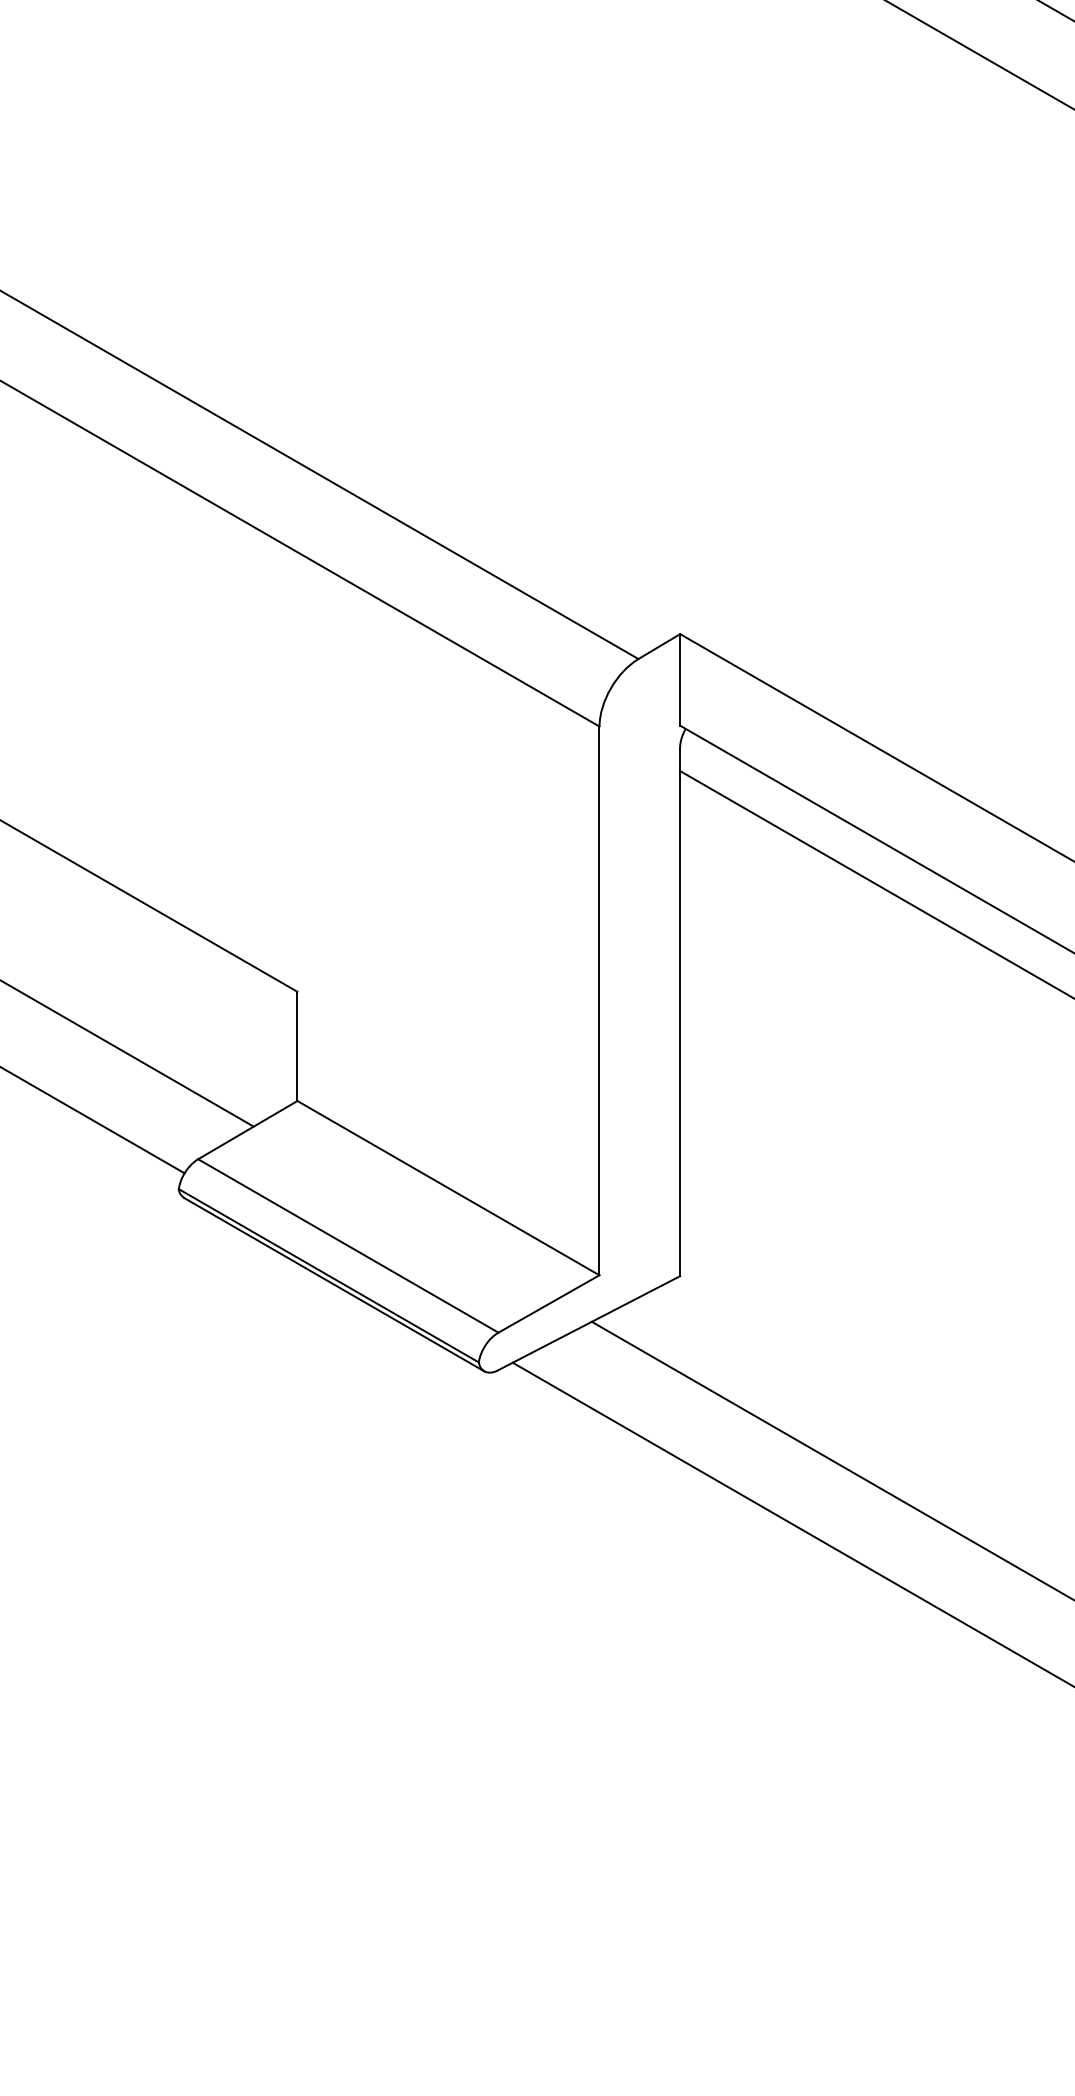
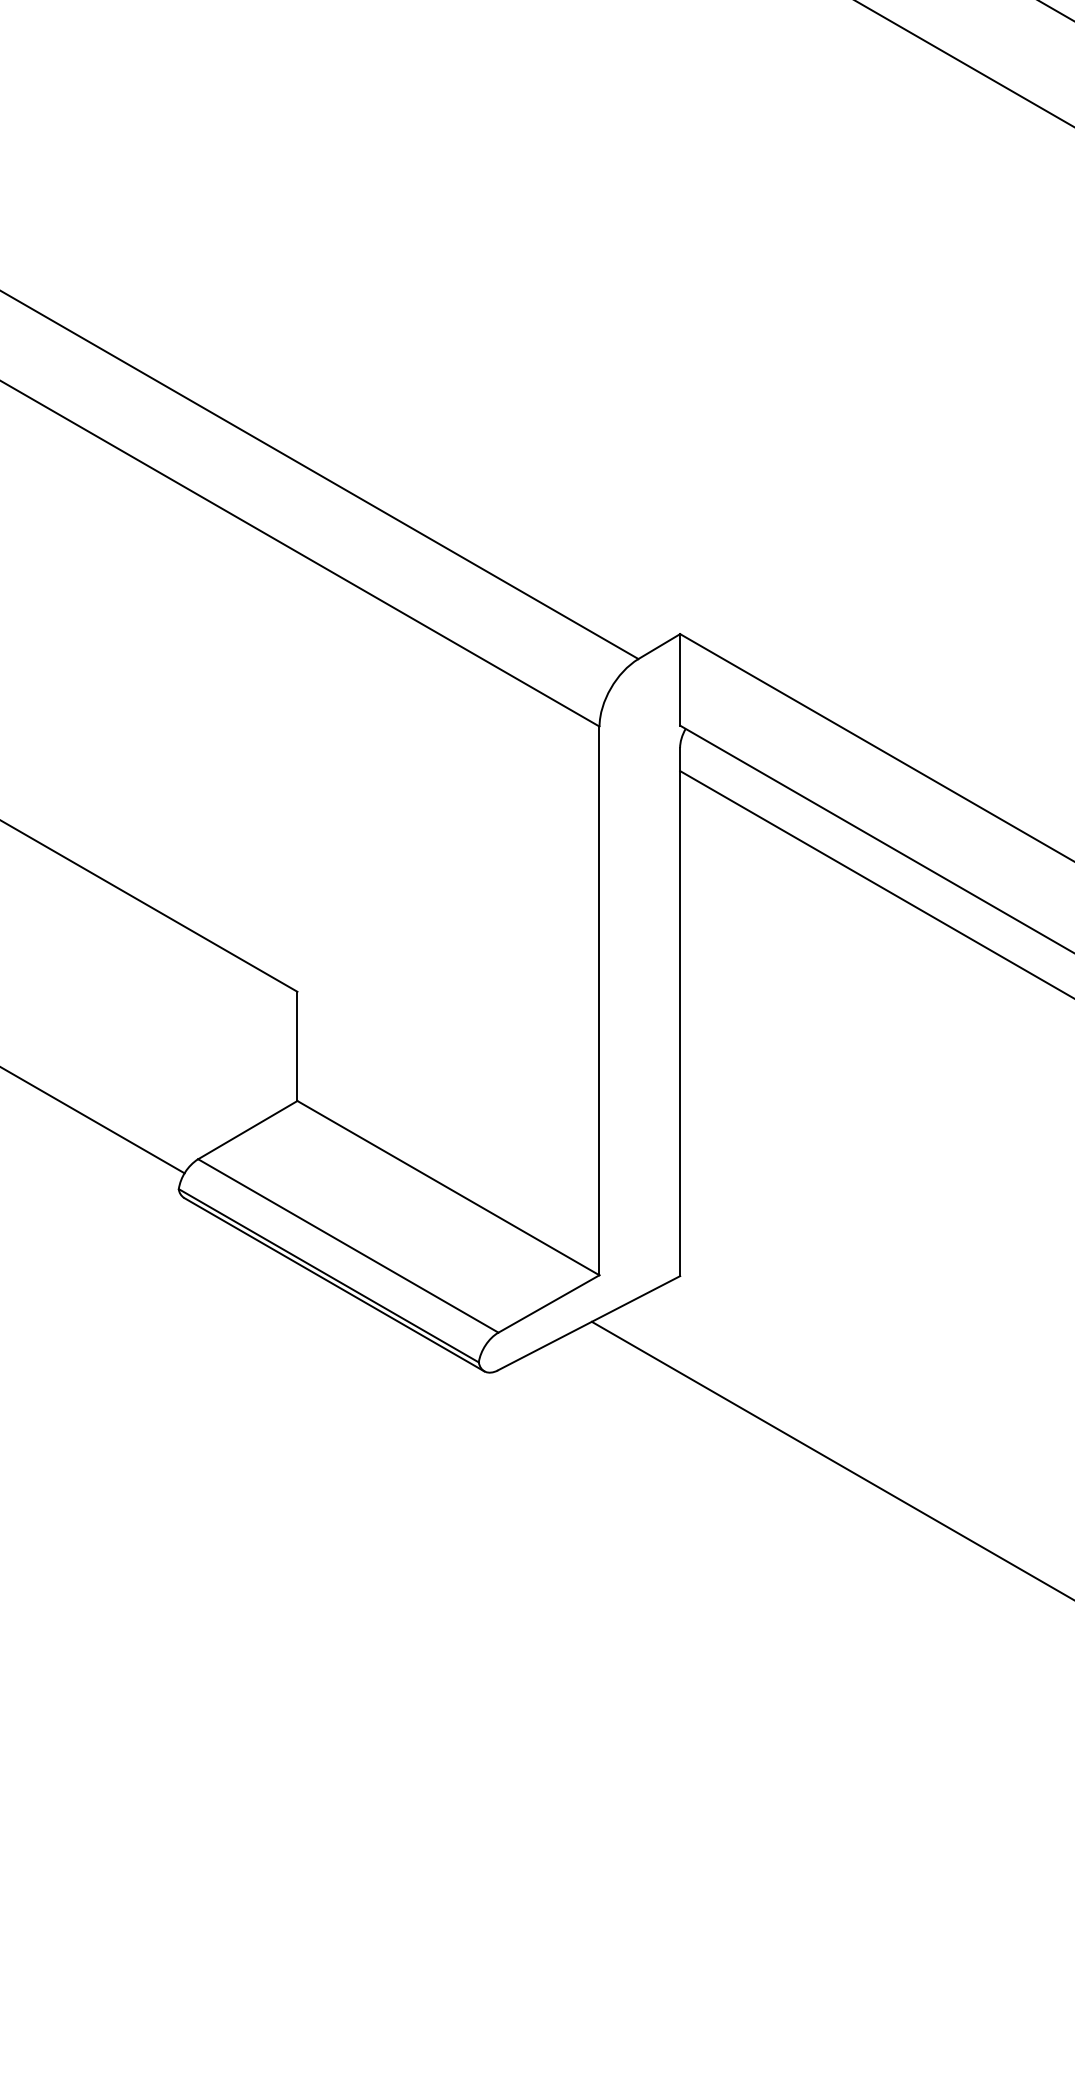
line position: (979, 54) -> (964, 63) (964, 63)
line: present -> none (127, 1053)
line: present -> none (791, 1523)
